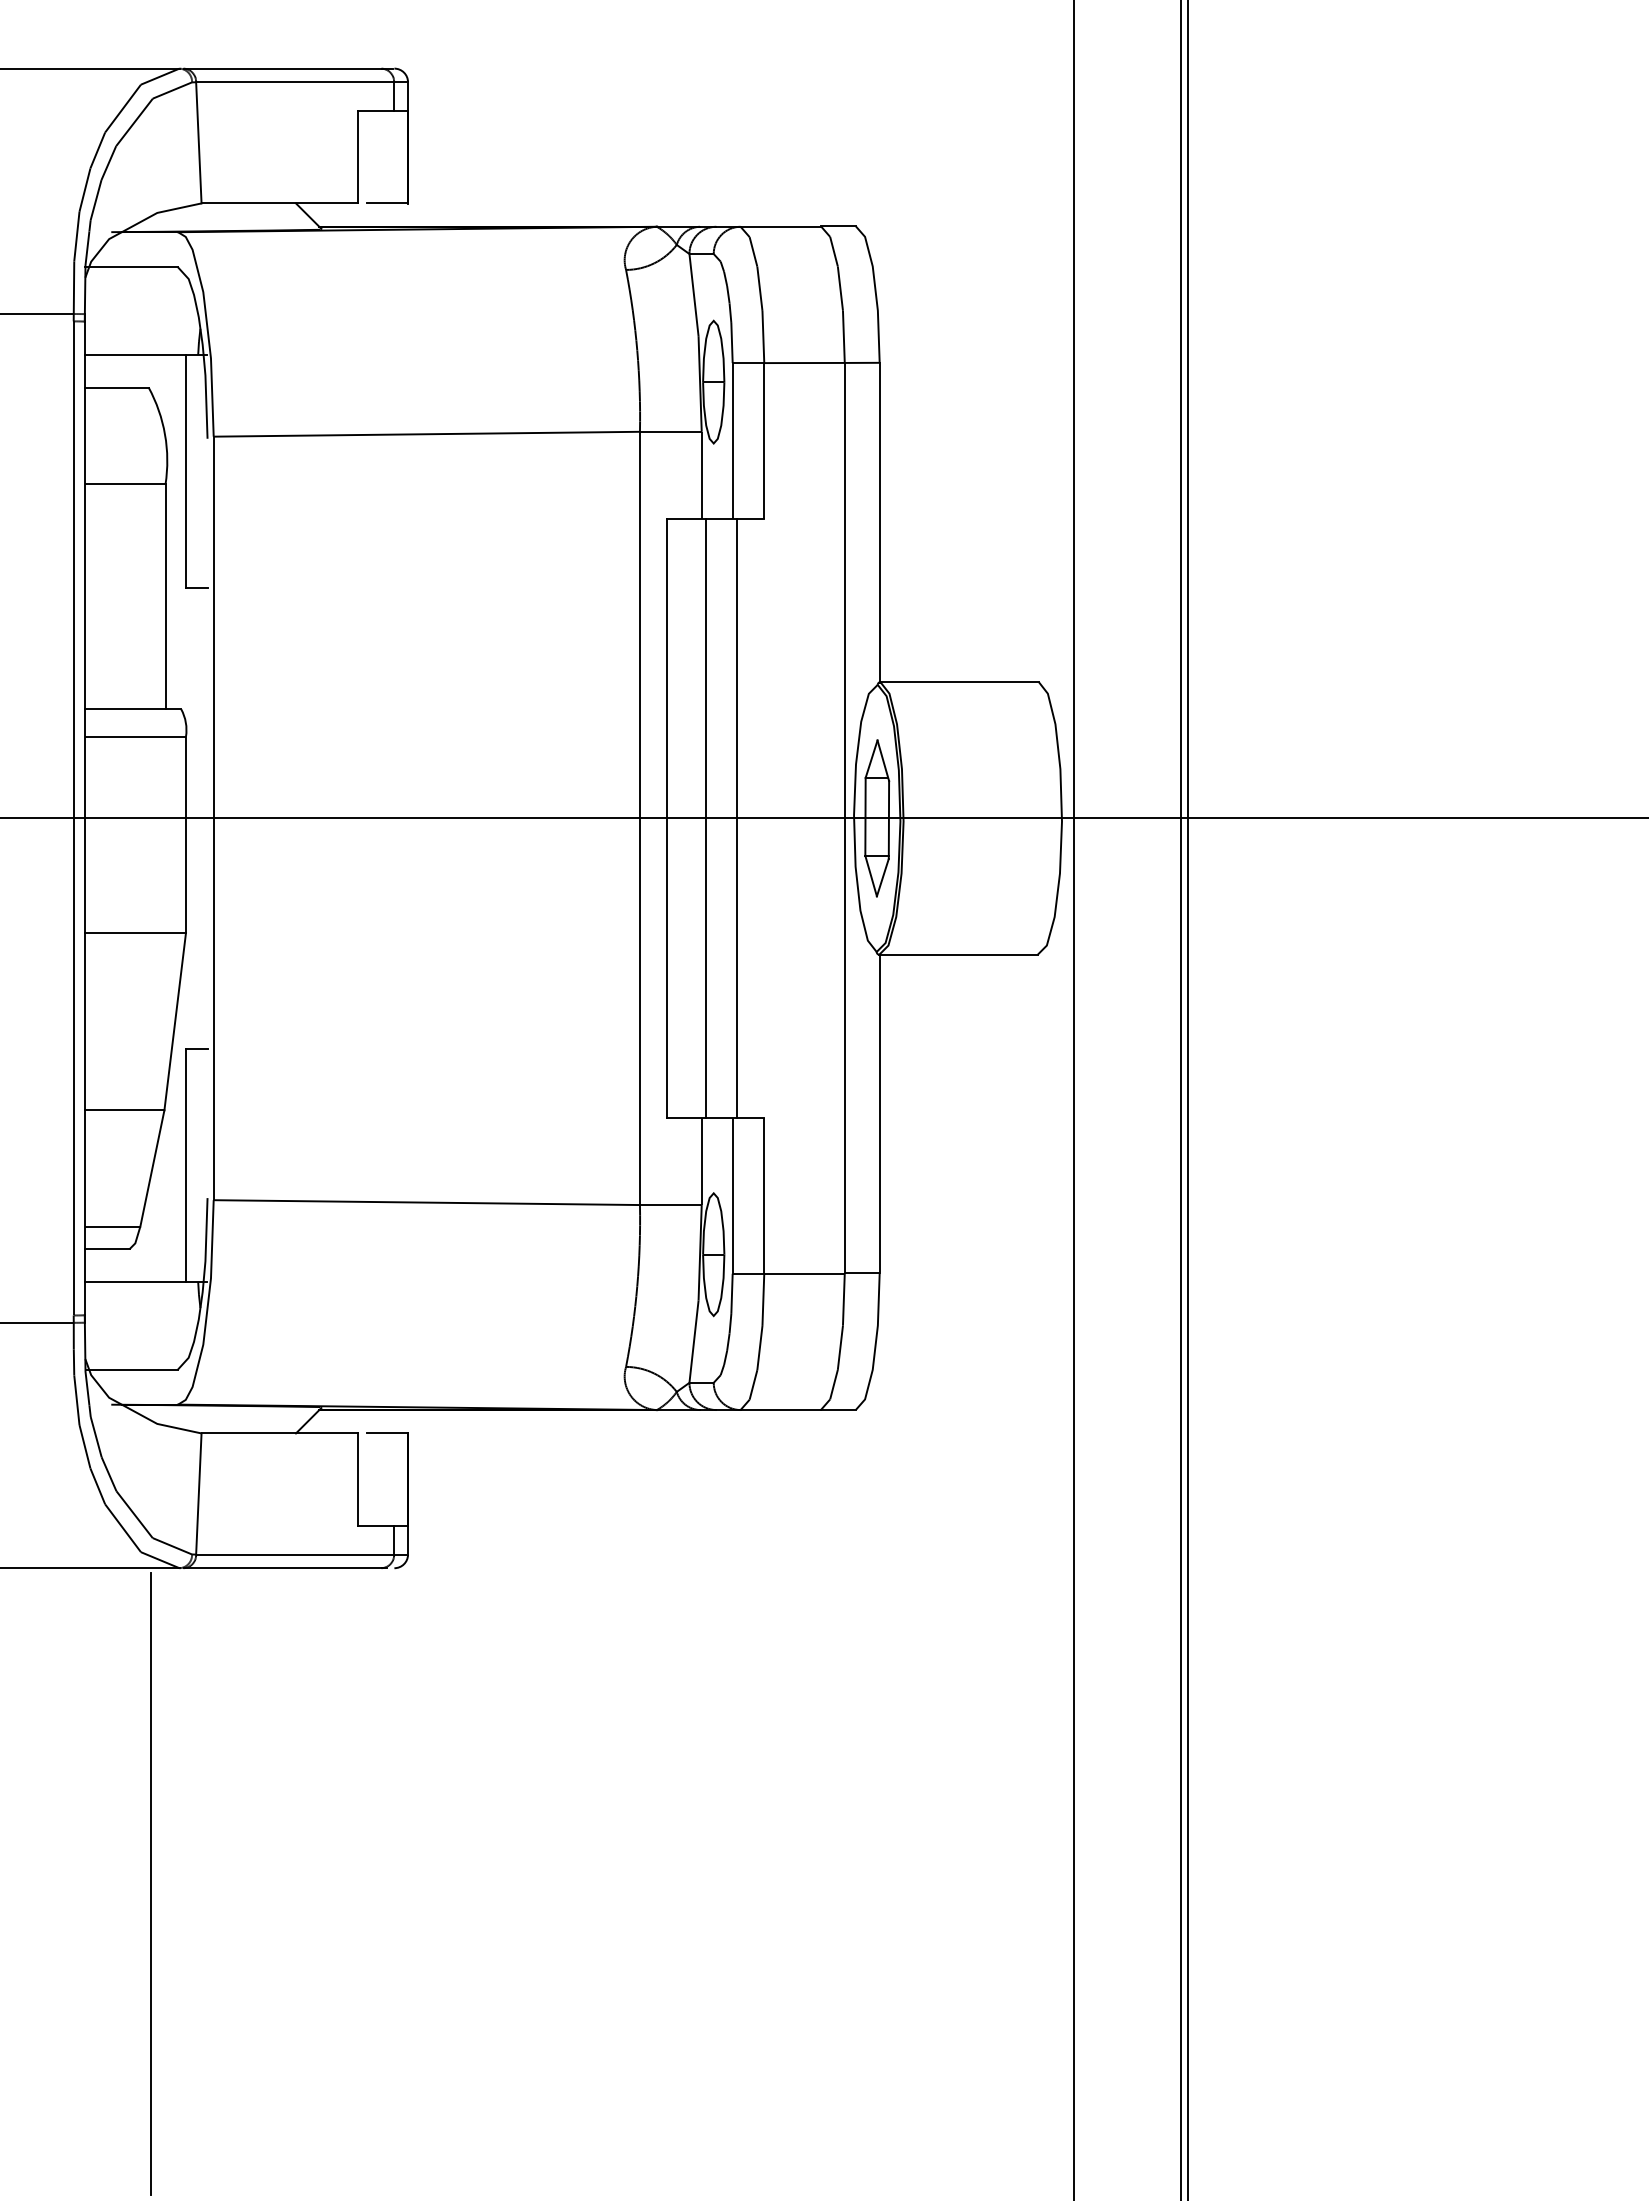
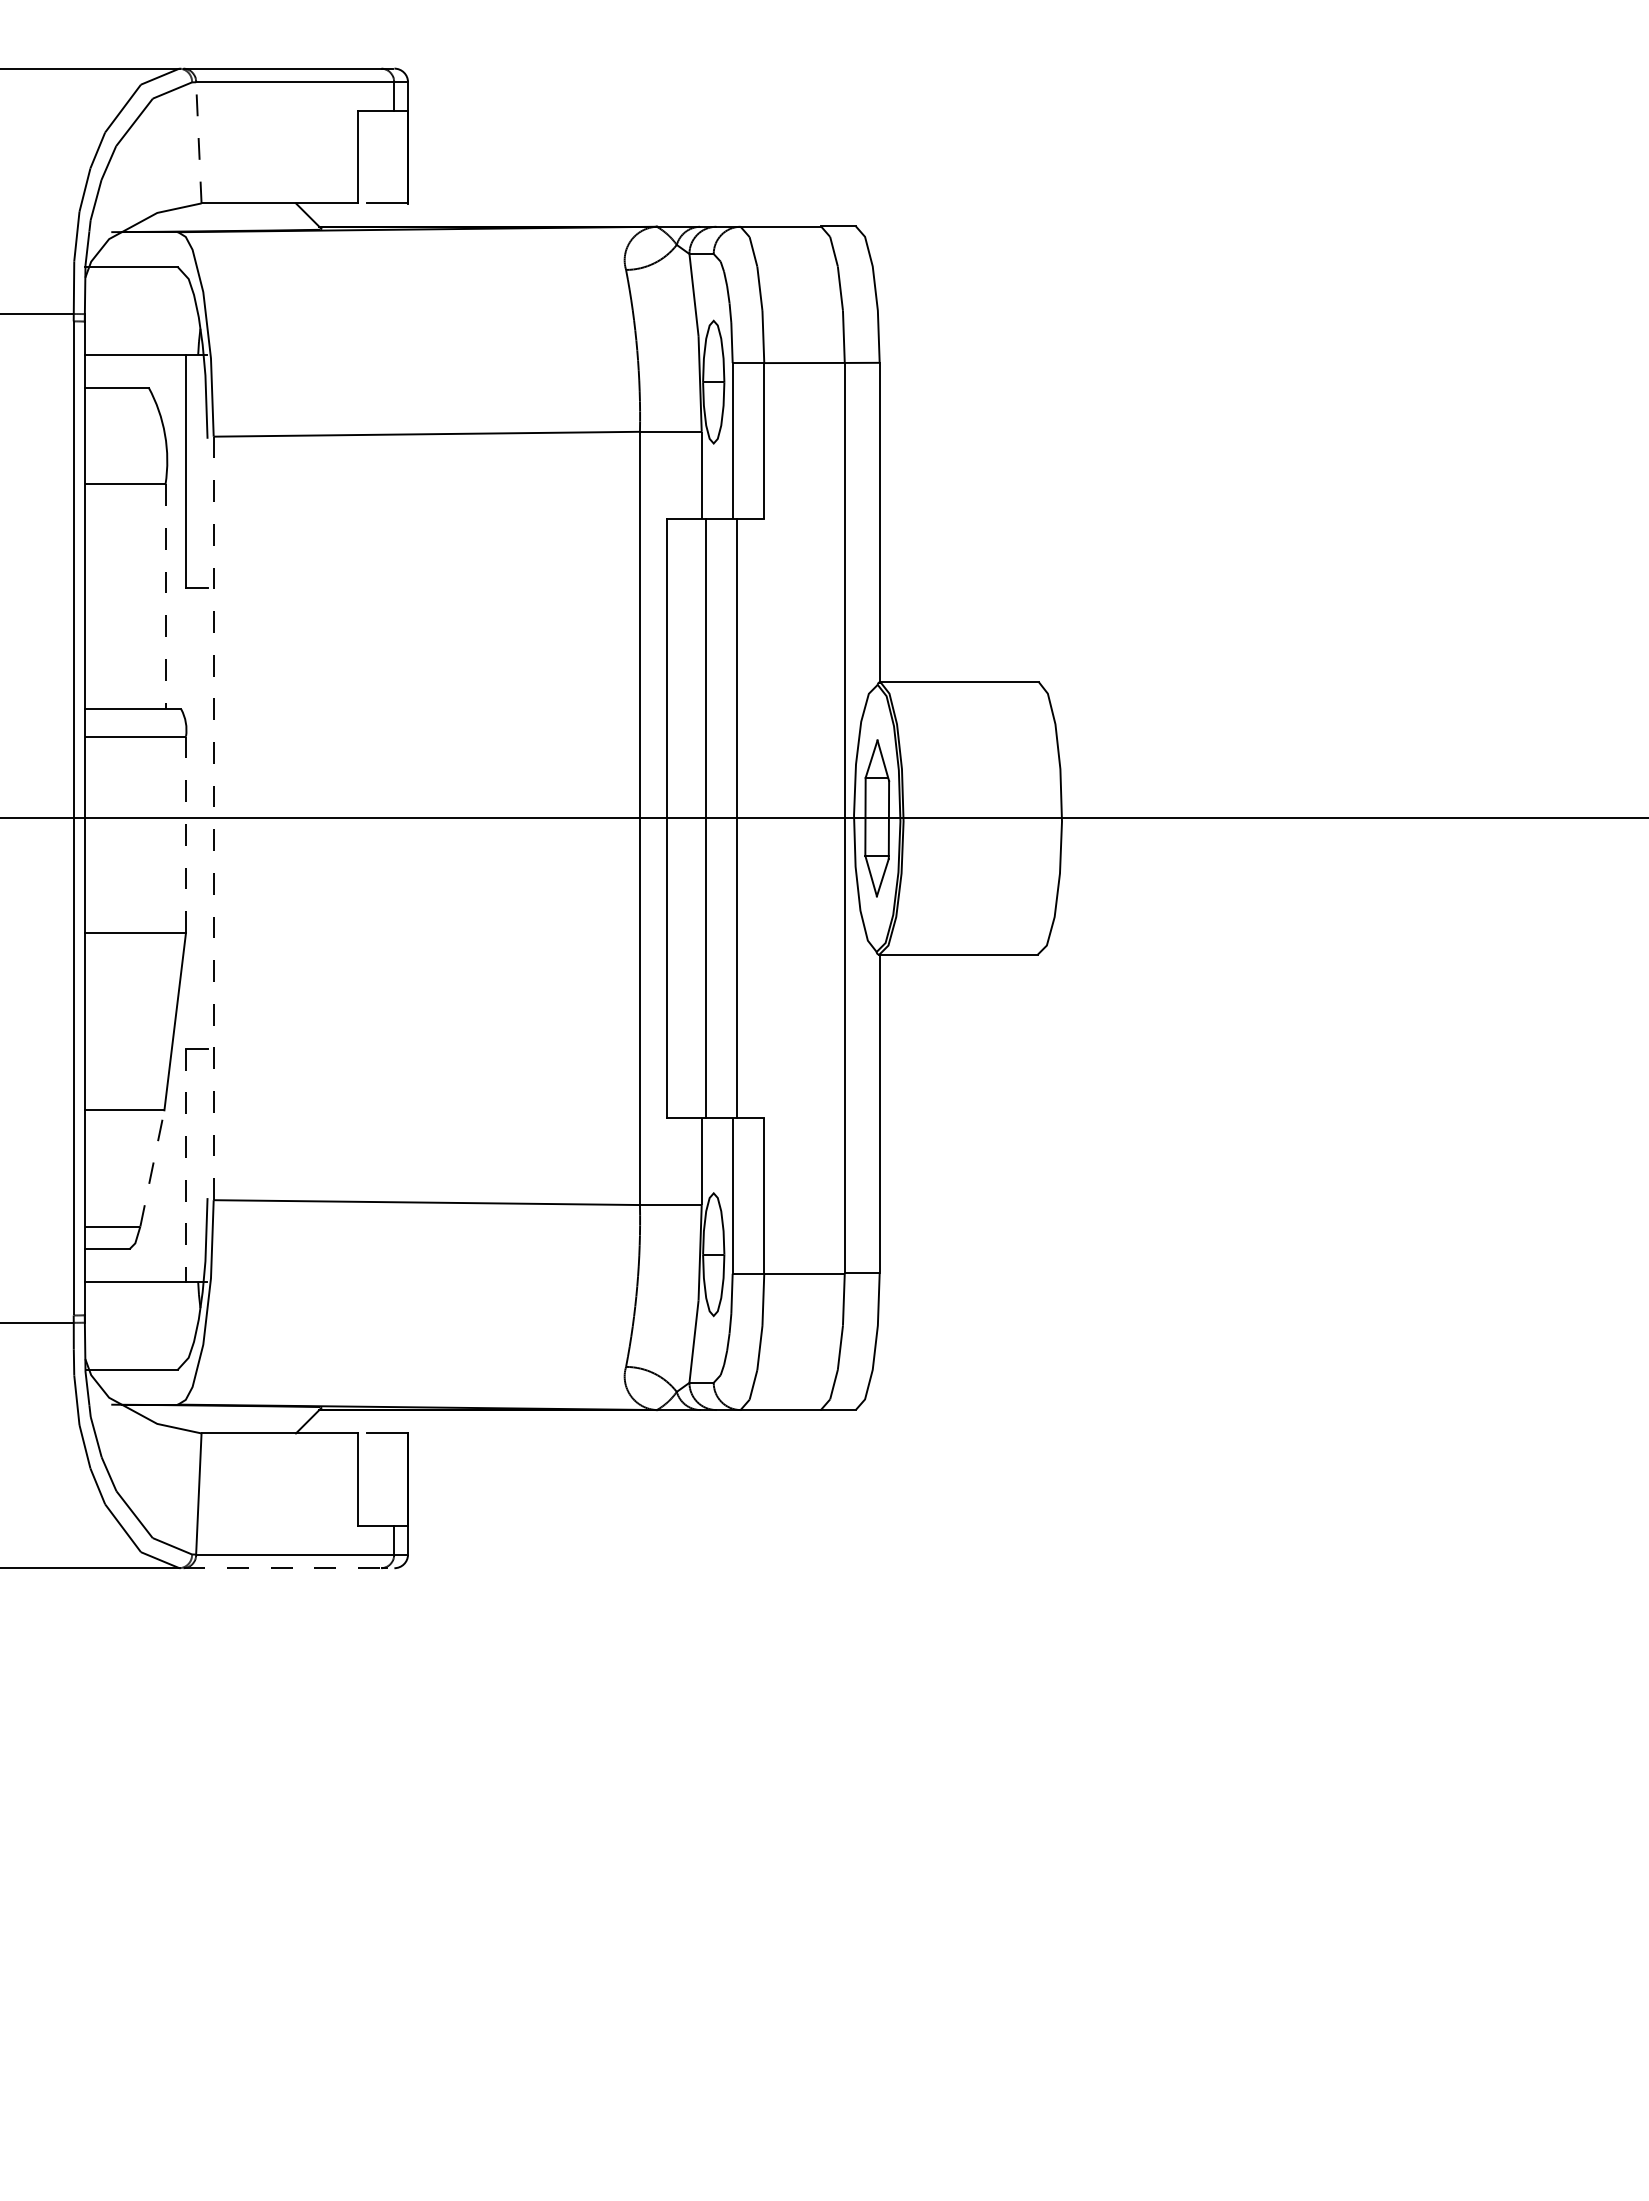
line: solid -> dashed (198, 142)
line: solid -> dashed (165, 597)
line: solid -> dashed (213, 818)
line: solid -> dashed (186, 834)
line: present -> none (1073, 1099)
line: present -> none (1181, 1099)
line: present -> none (1188, 1099)
line: solid -> dashed (186, 1165)
line: solid -> dashed (152, 1167)
line: solid -> dashed (282, 1568)
line: present -> none (150, 1884)
